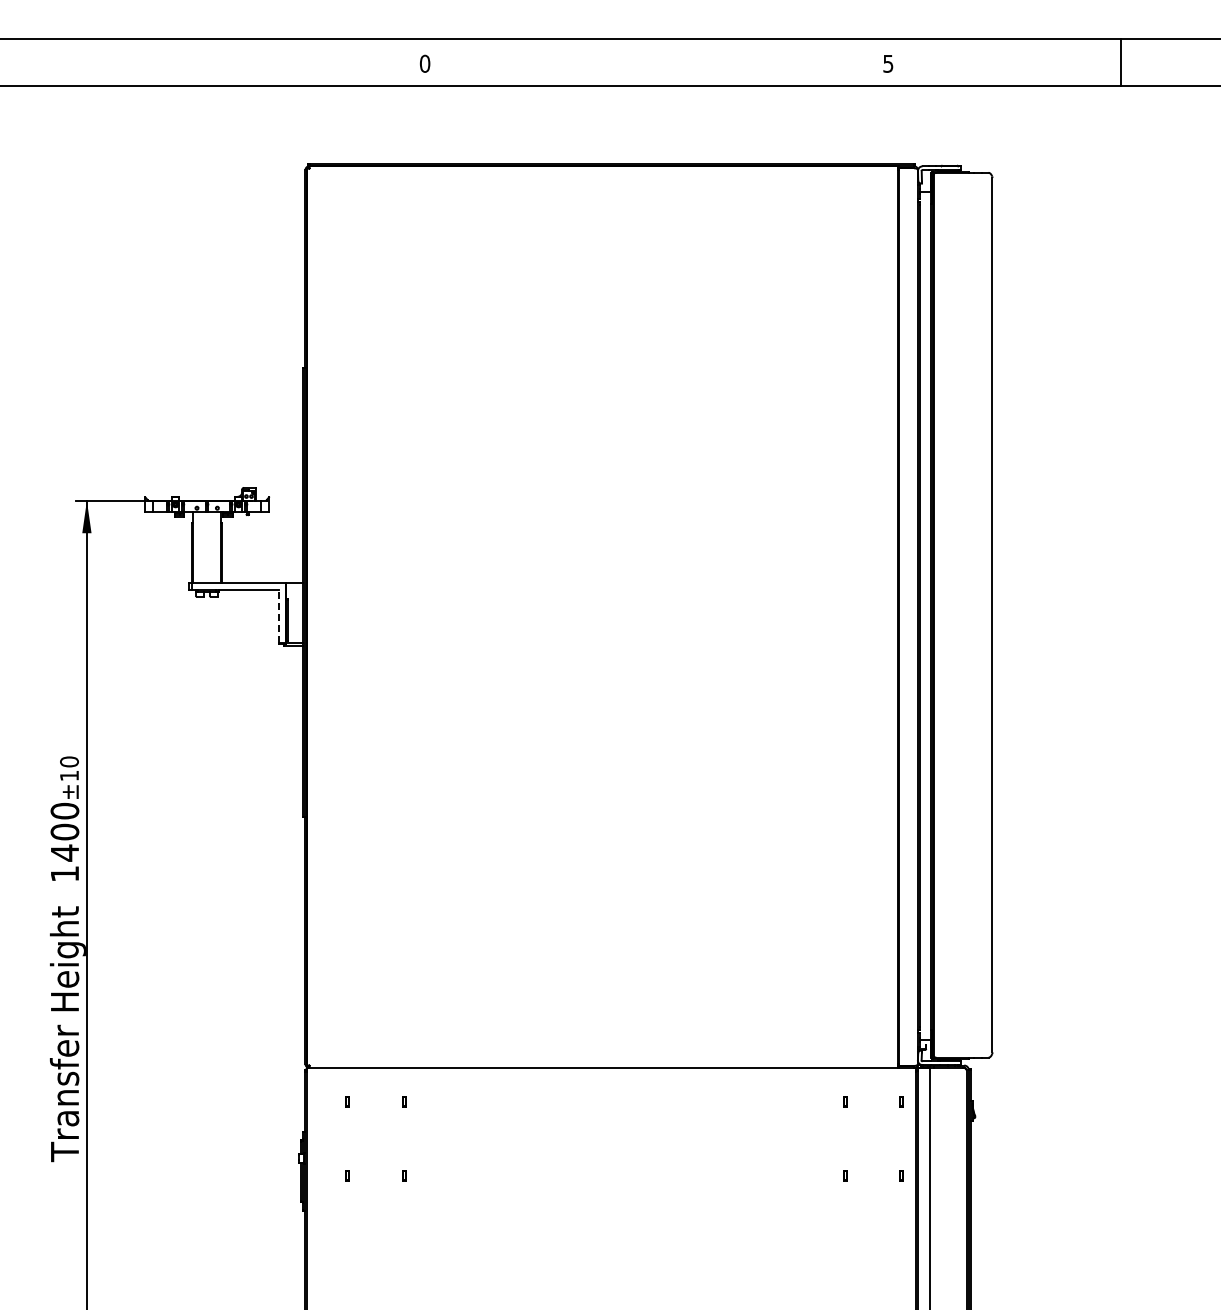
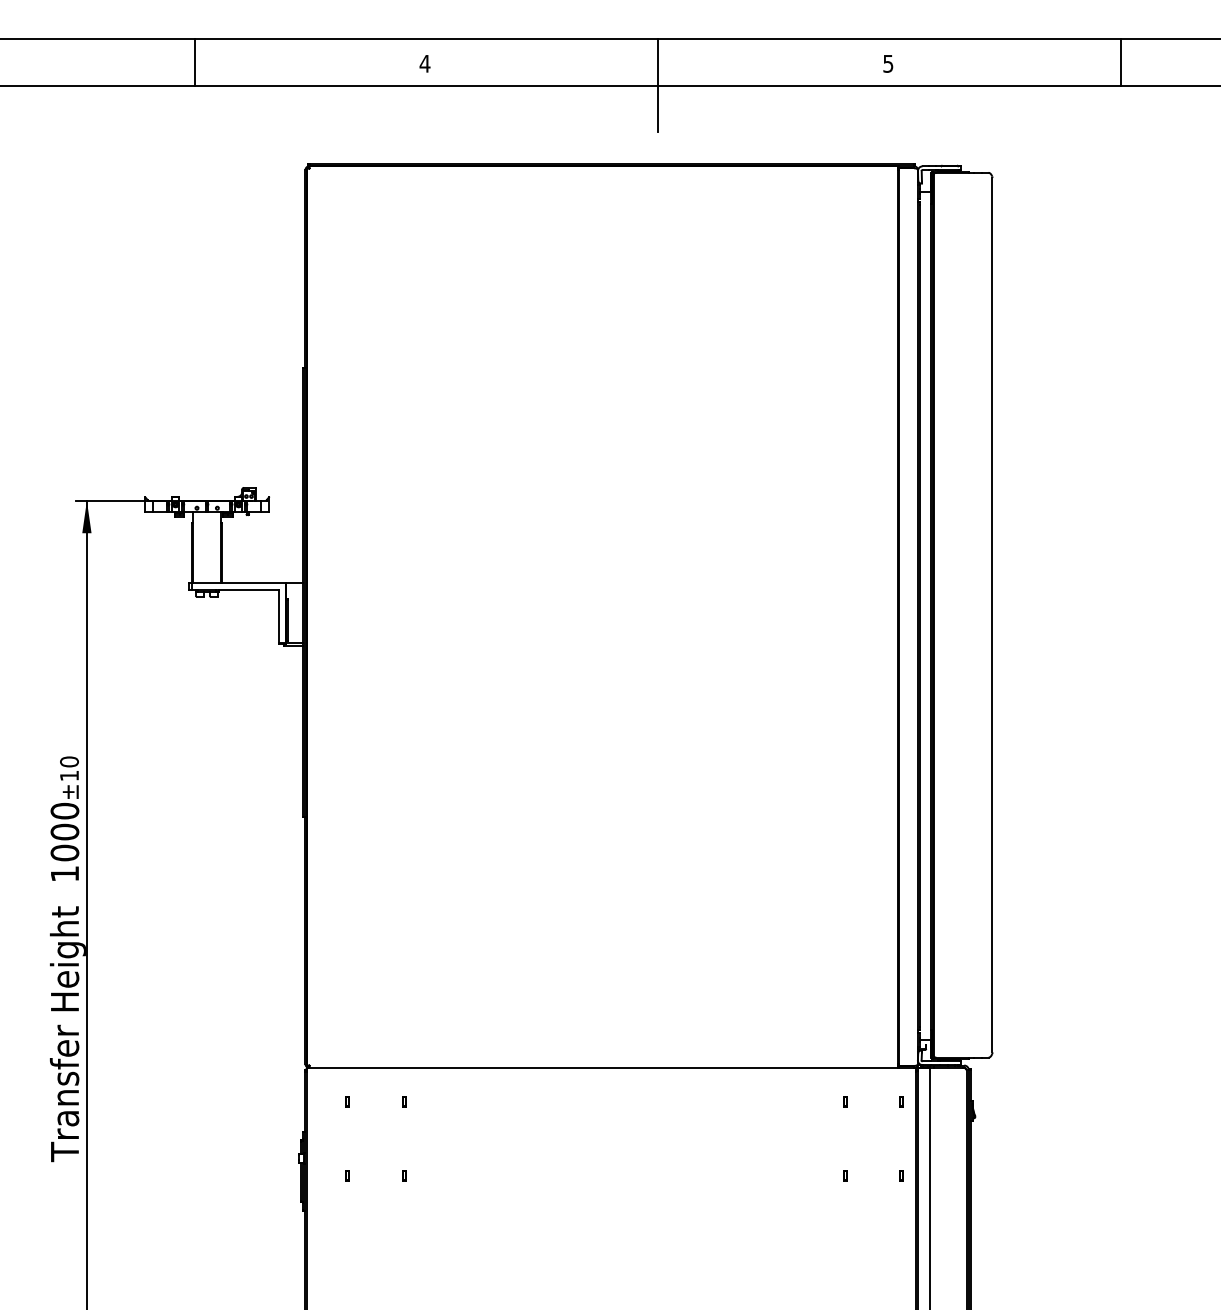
line: none -> present (194, 62)
text: 0 -> 4 (424, 63)
line: none -> present (657, 85)
line: dashed -> solid (278, 616)
text: 1400 -> 1000 (64, 852)
